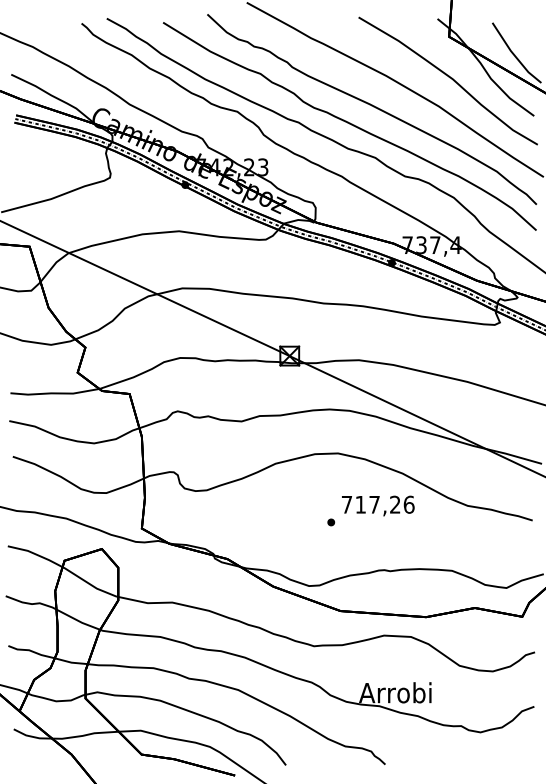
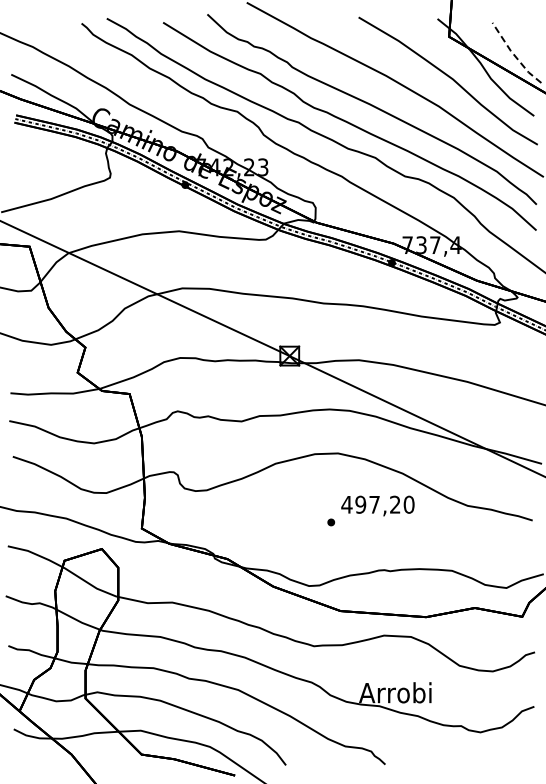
line: solid -> dashed (513, 54)
text: 717,26 -> 497,20 (377, 504)
